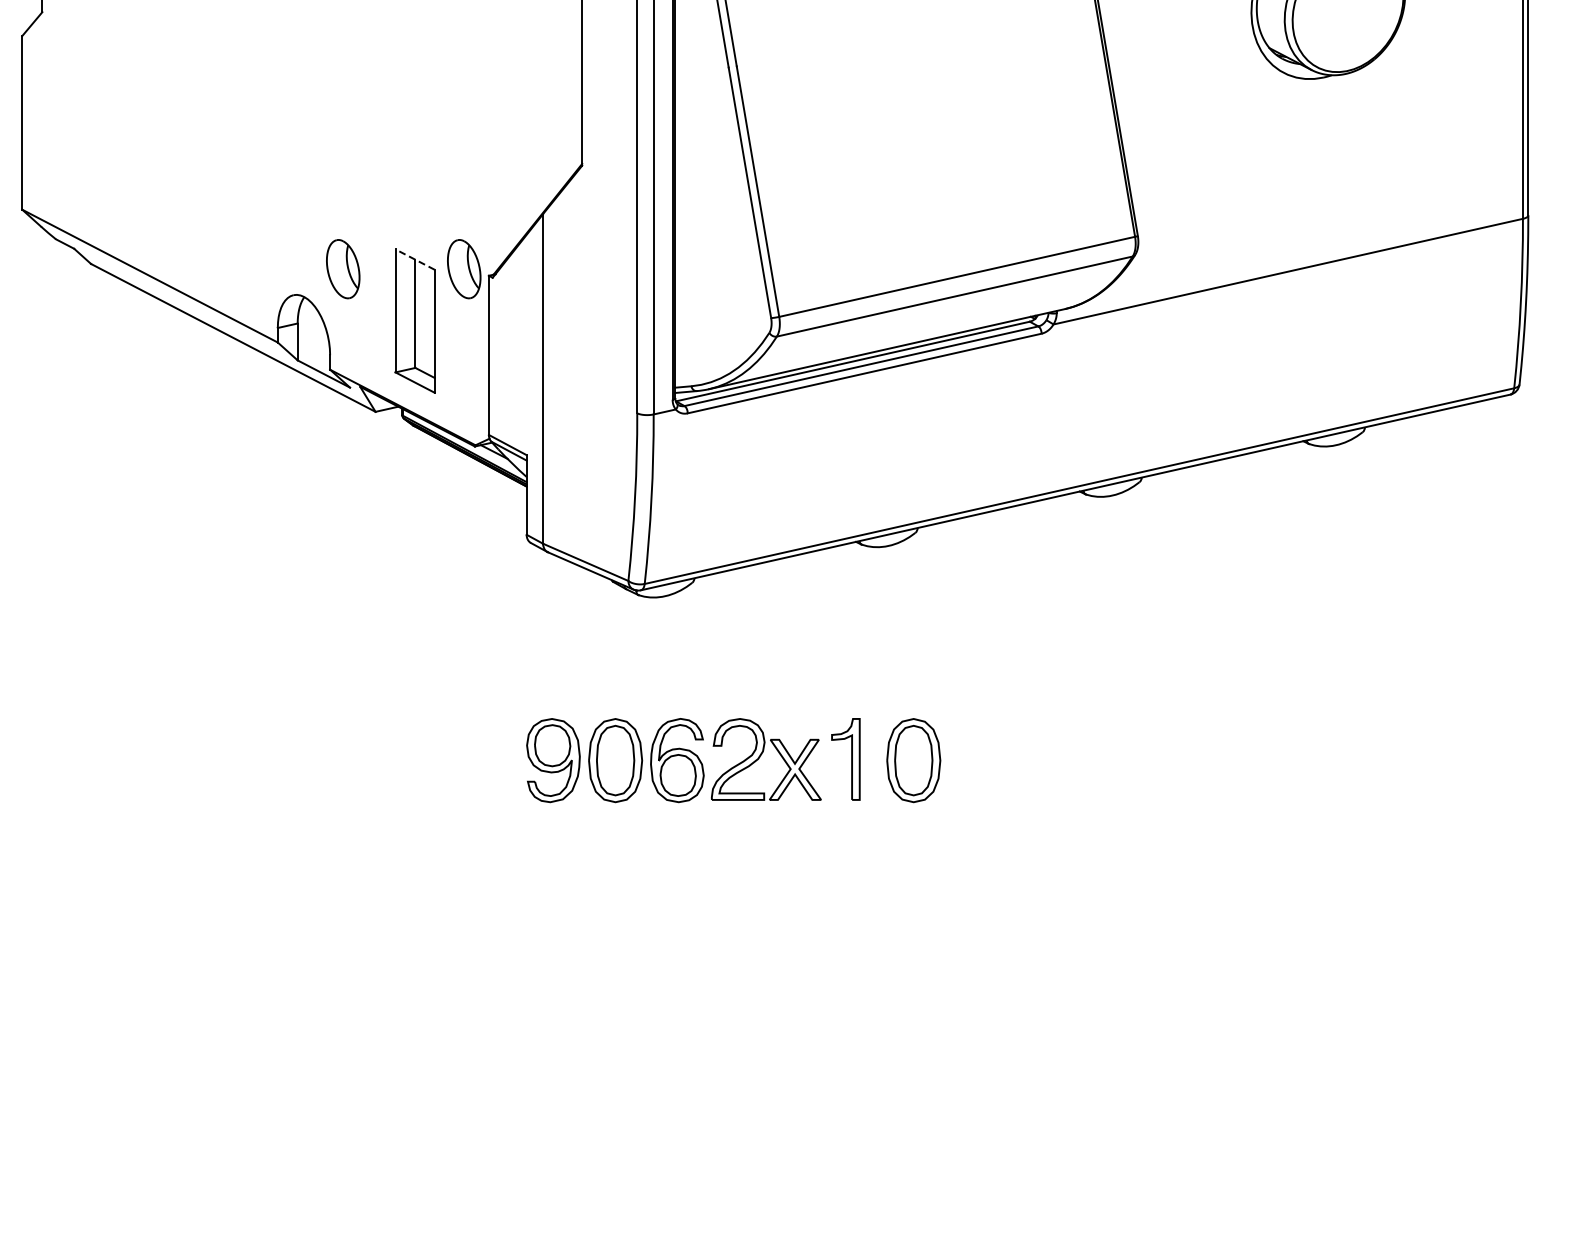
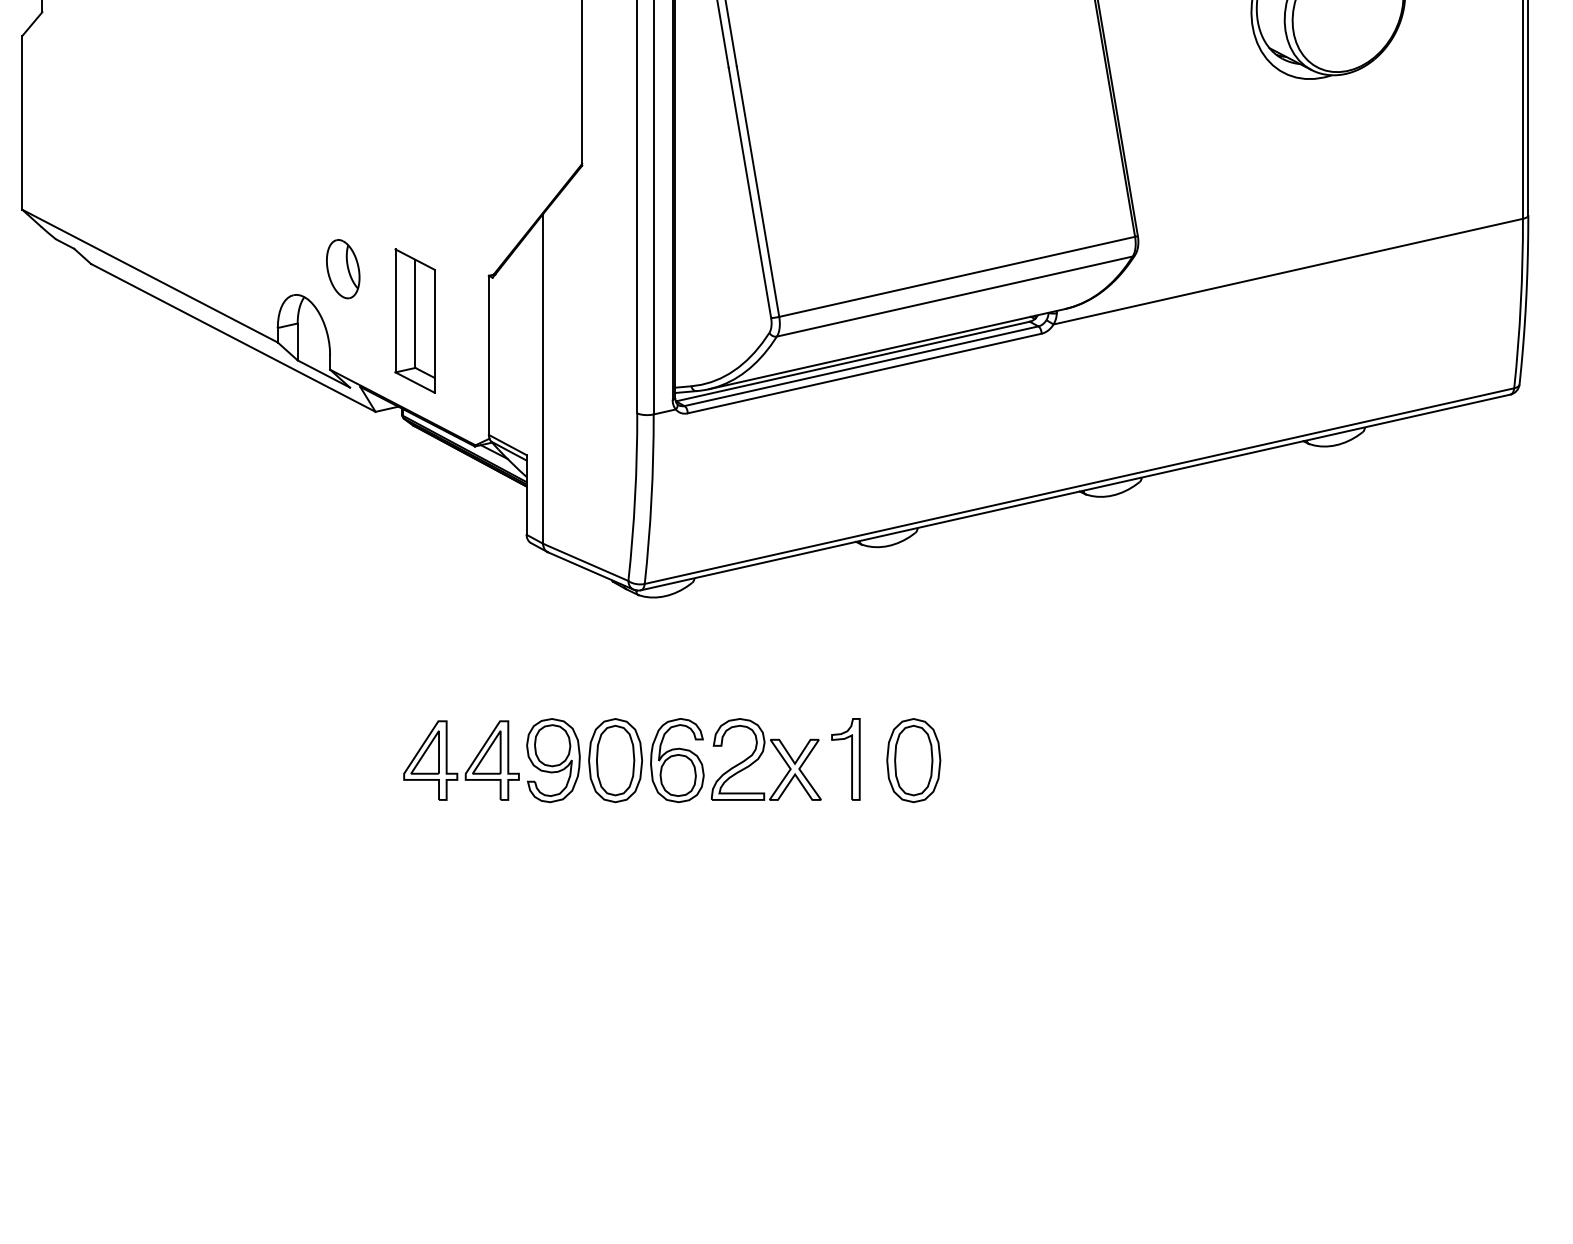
line: dashed -> solid (414, 259)
part: present -> none (464, 269)
part: none -> present (470, 764)
